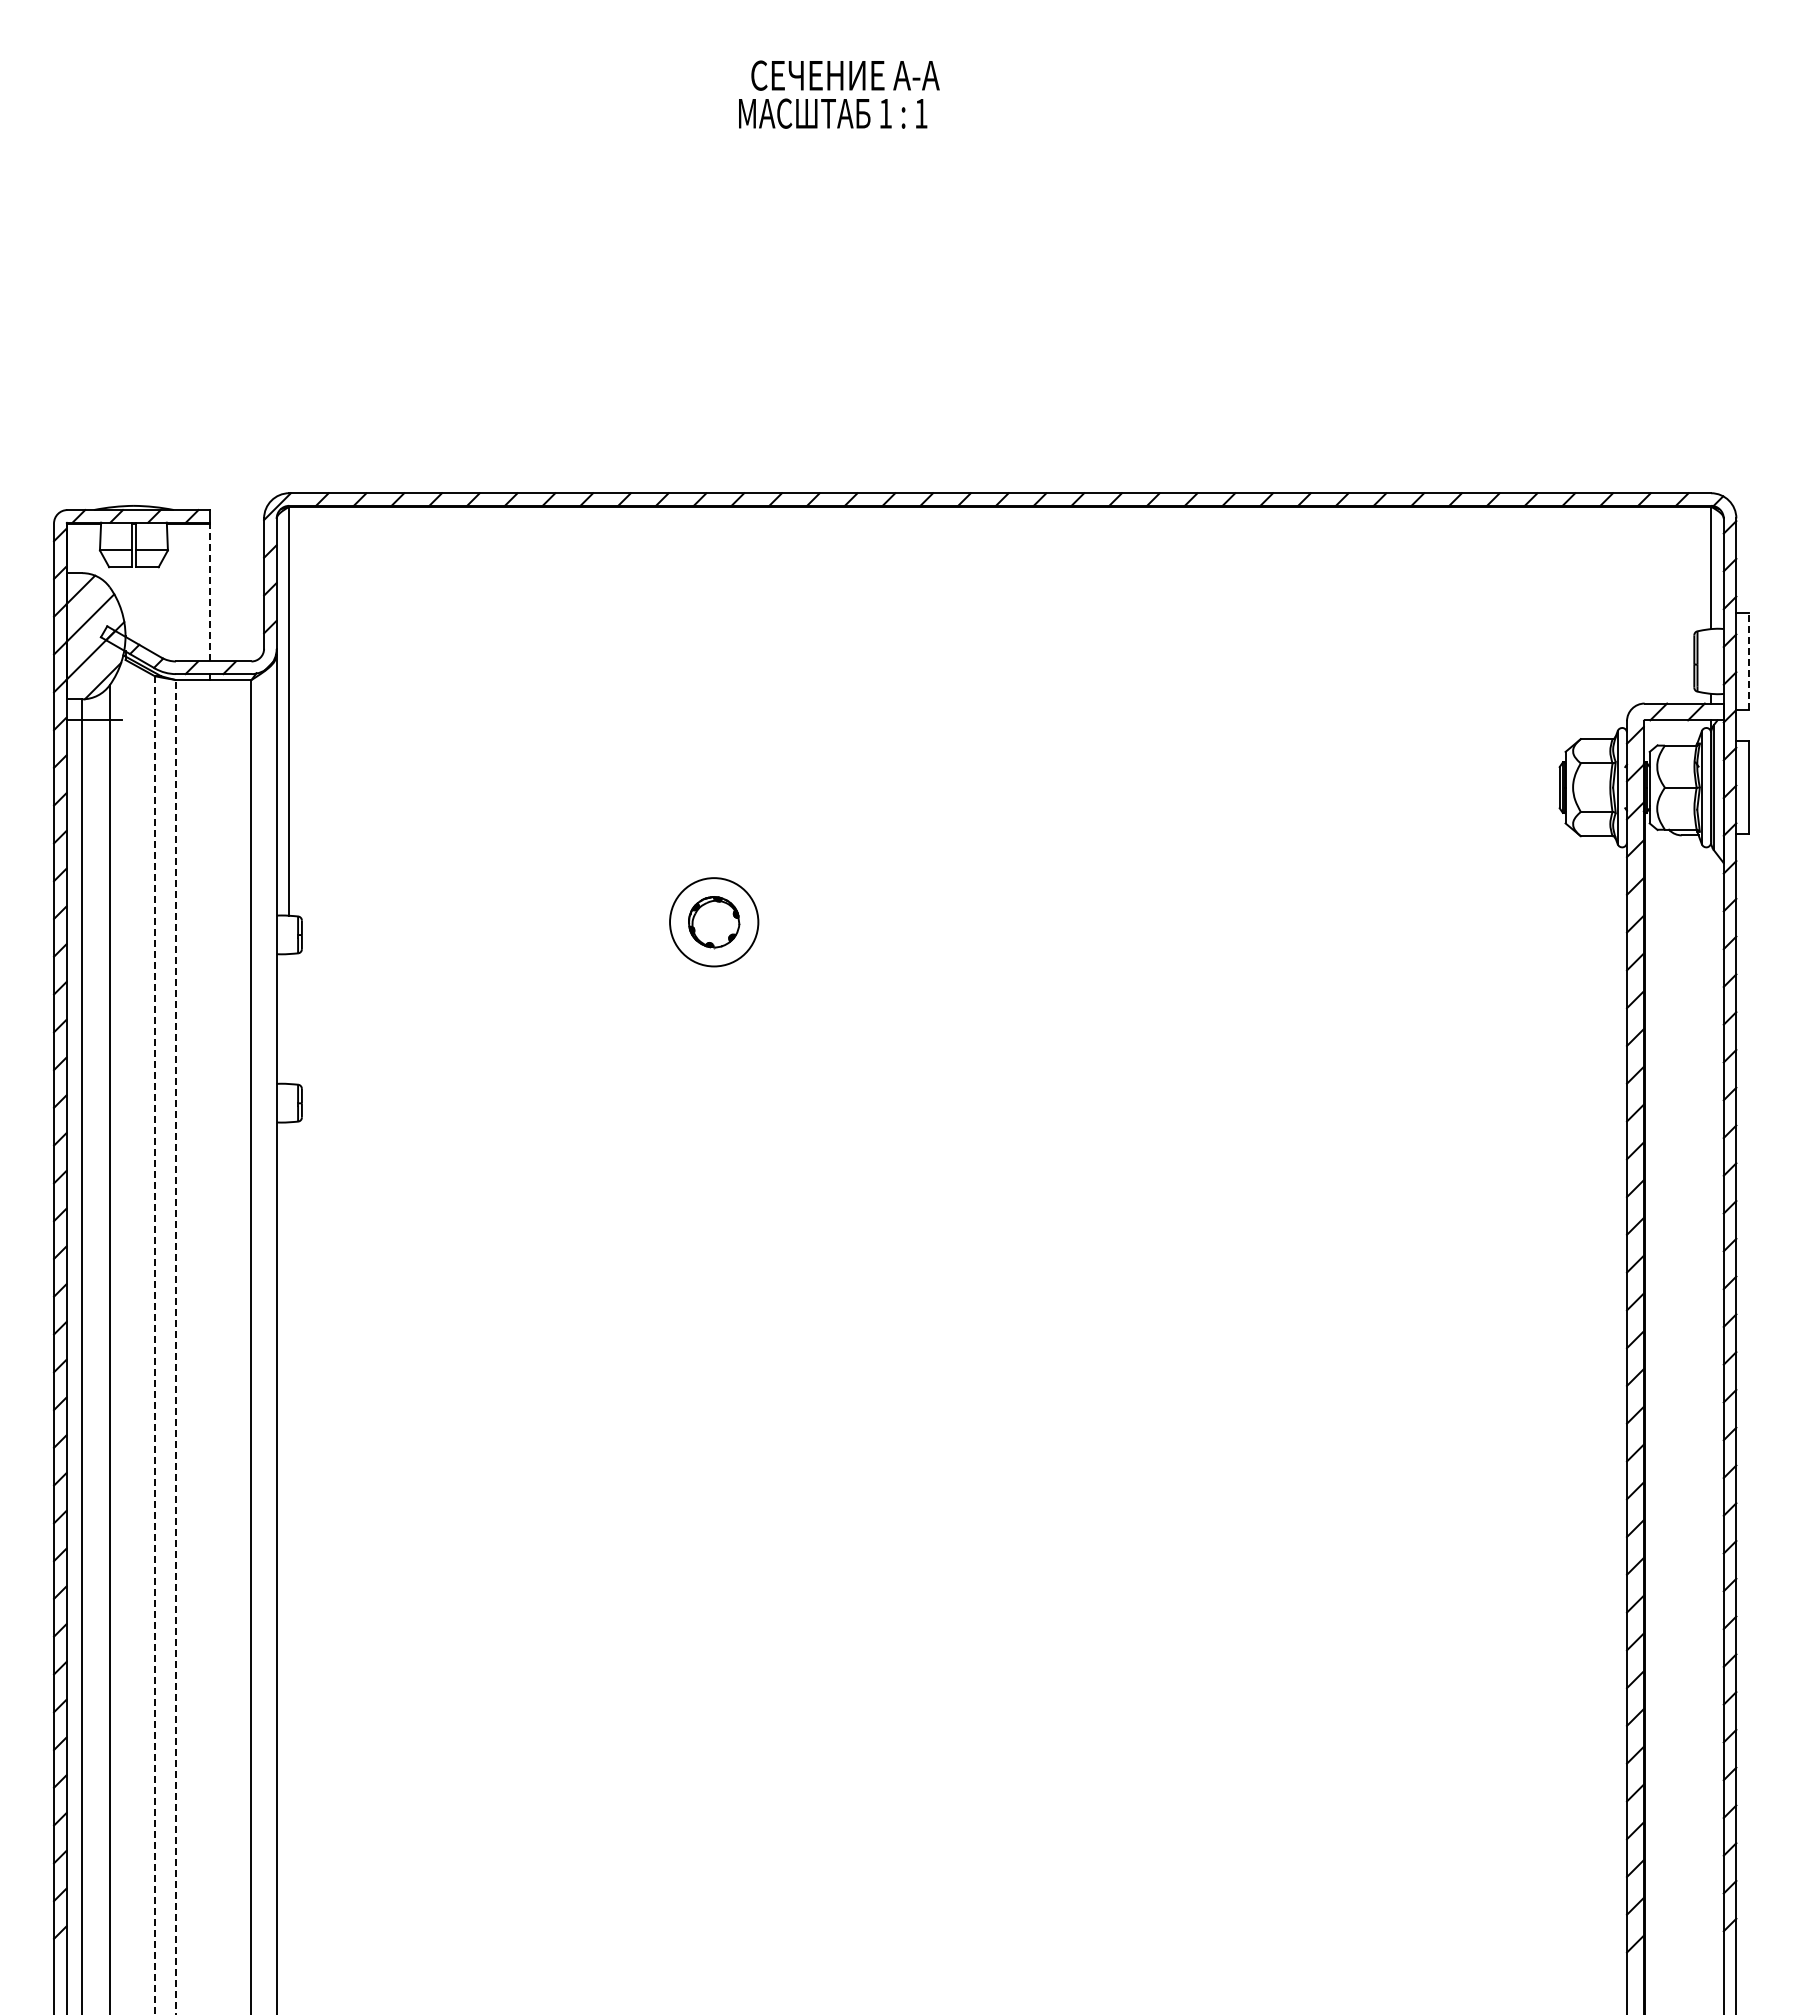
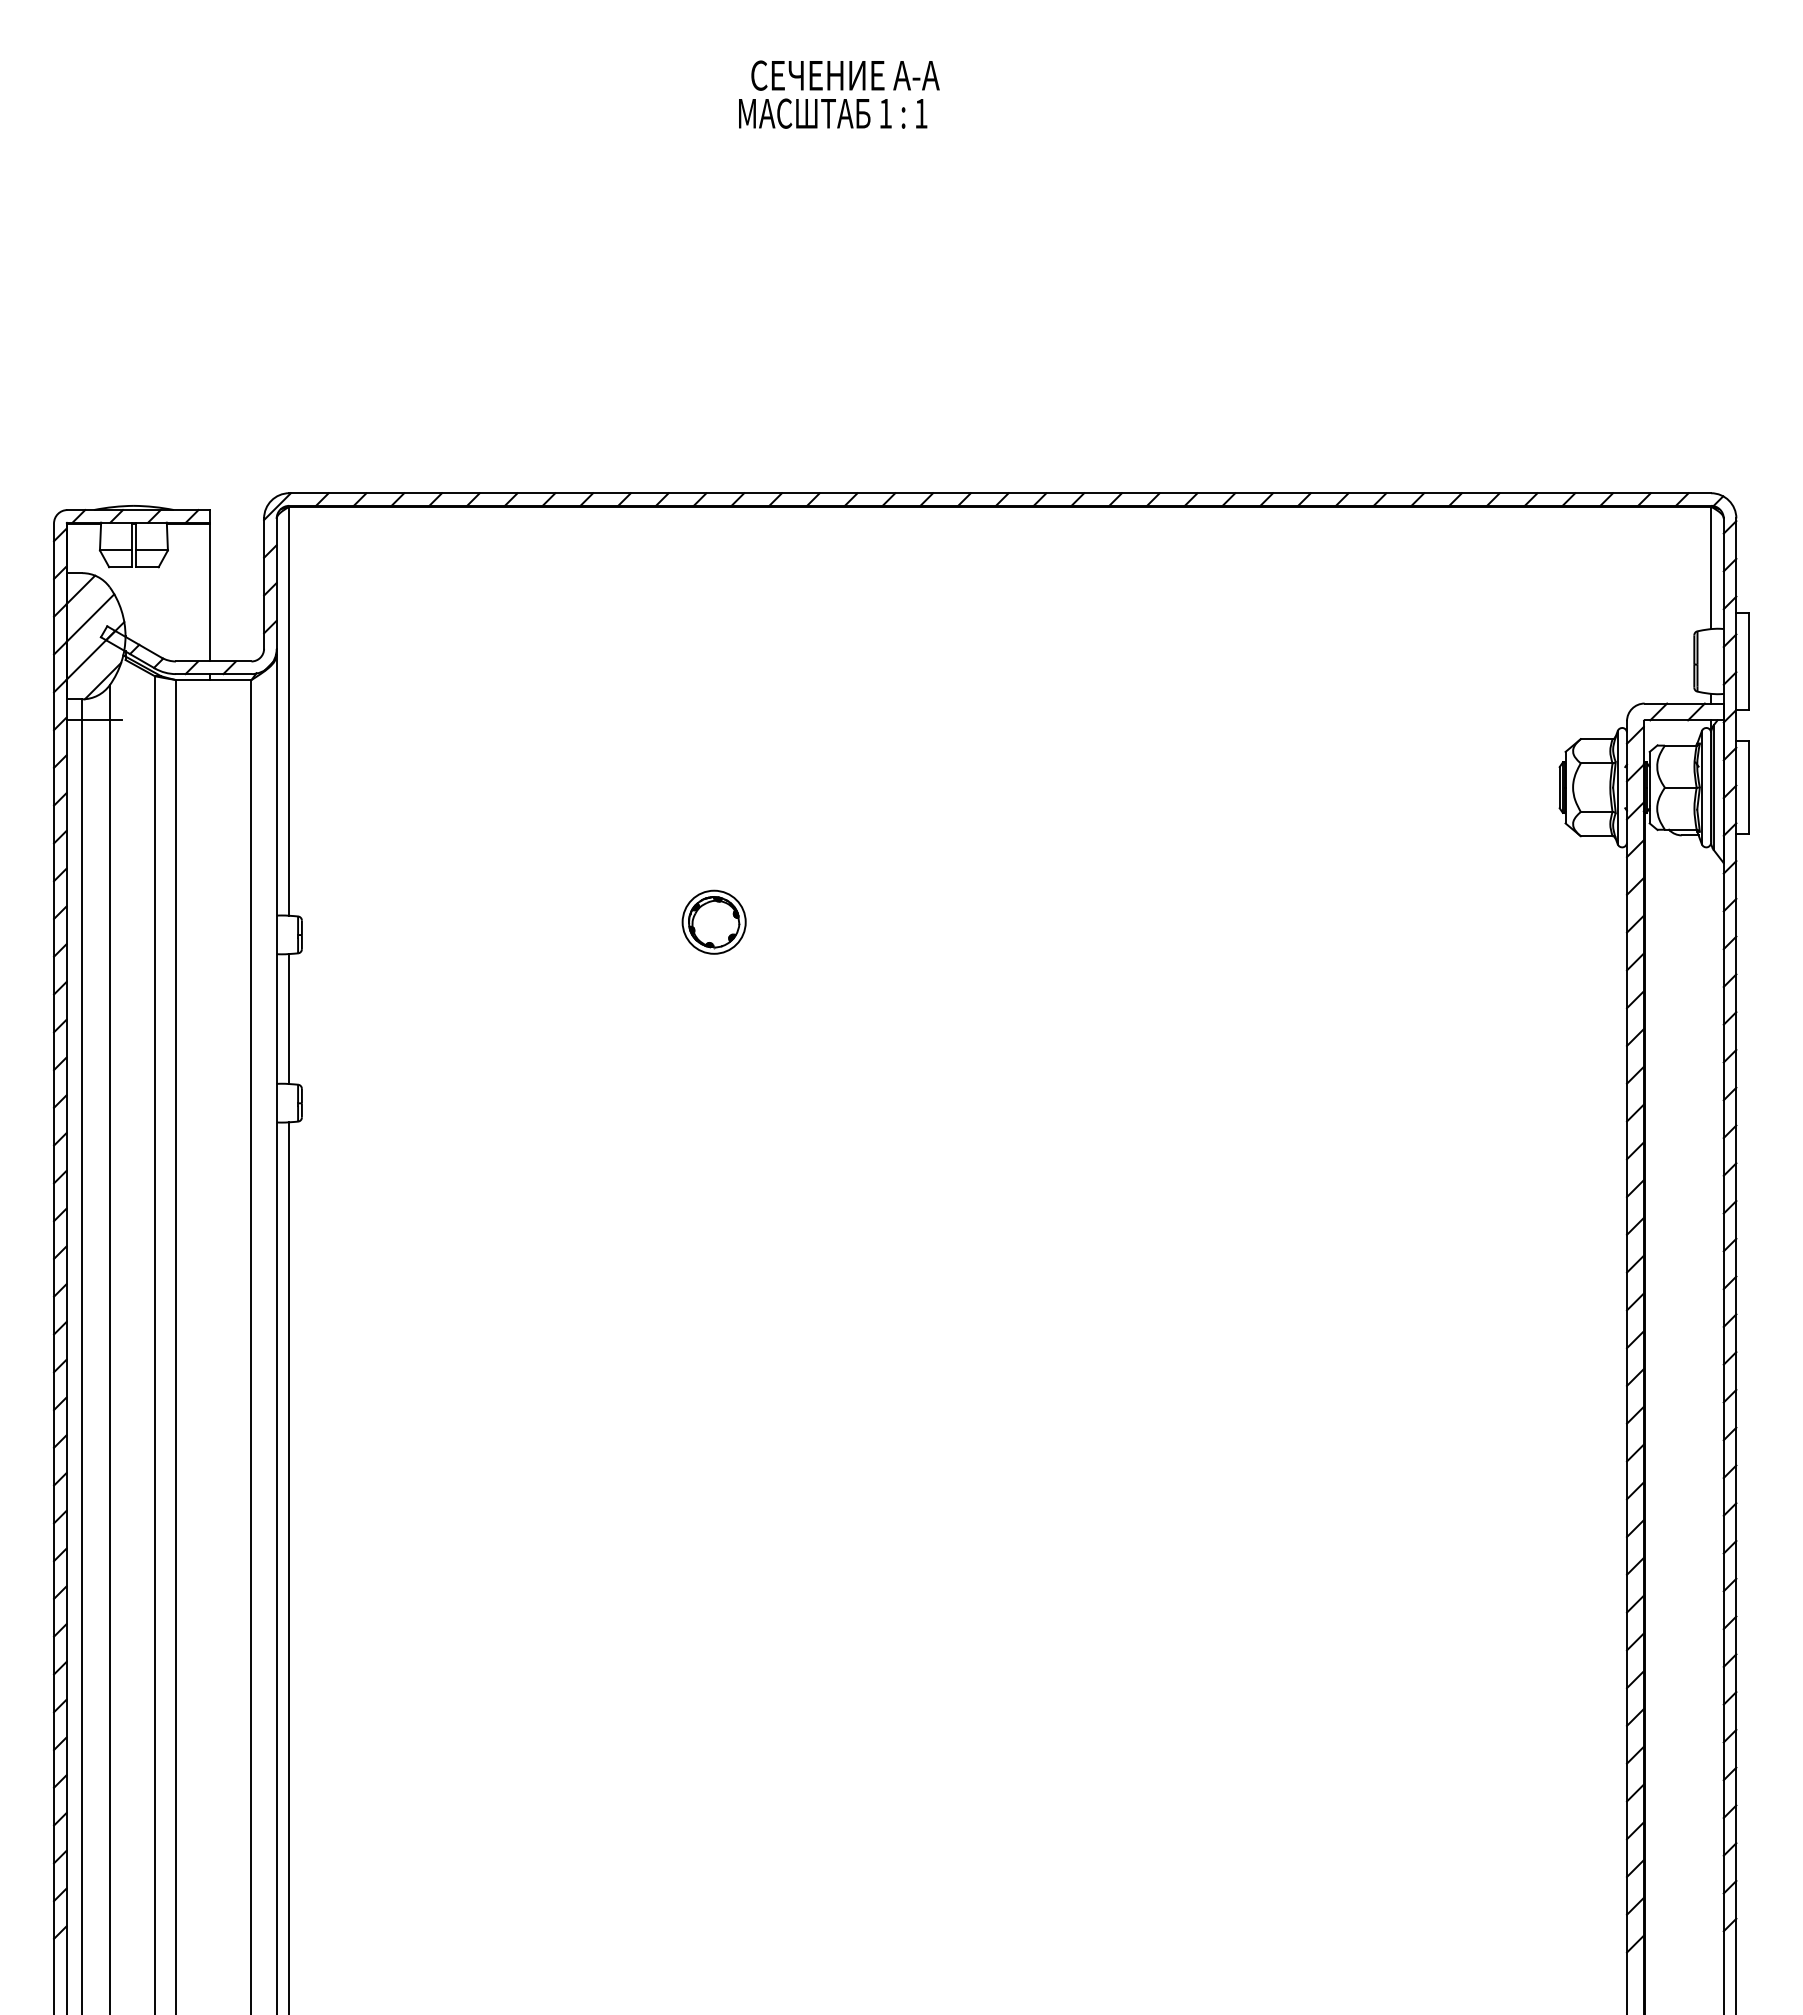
line: dashed -> solid (209, 592)
line: dashed -> solid (1748, 660)
circle diameter: 88 px -> 63 px (713, 921)
line: none -> present (289, 1018)
line: dashed -> solid (154, 1346)
line: dashed -> solid (176, 1346)
line: none -> present (289, 1566)
